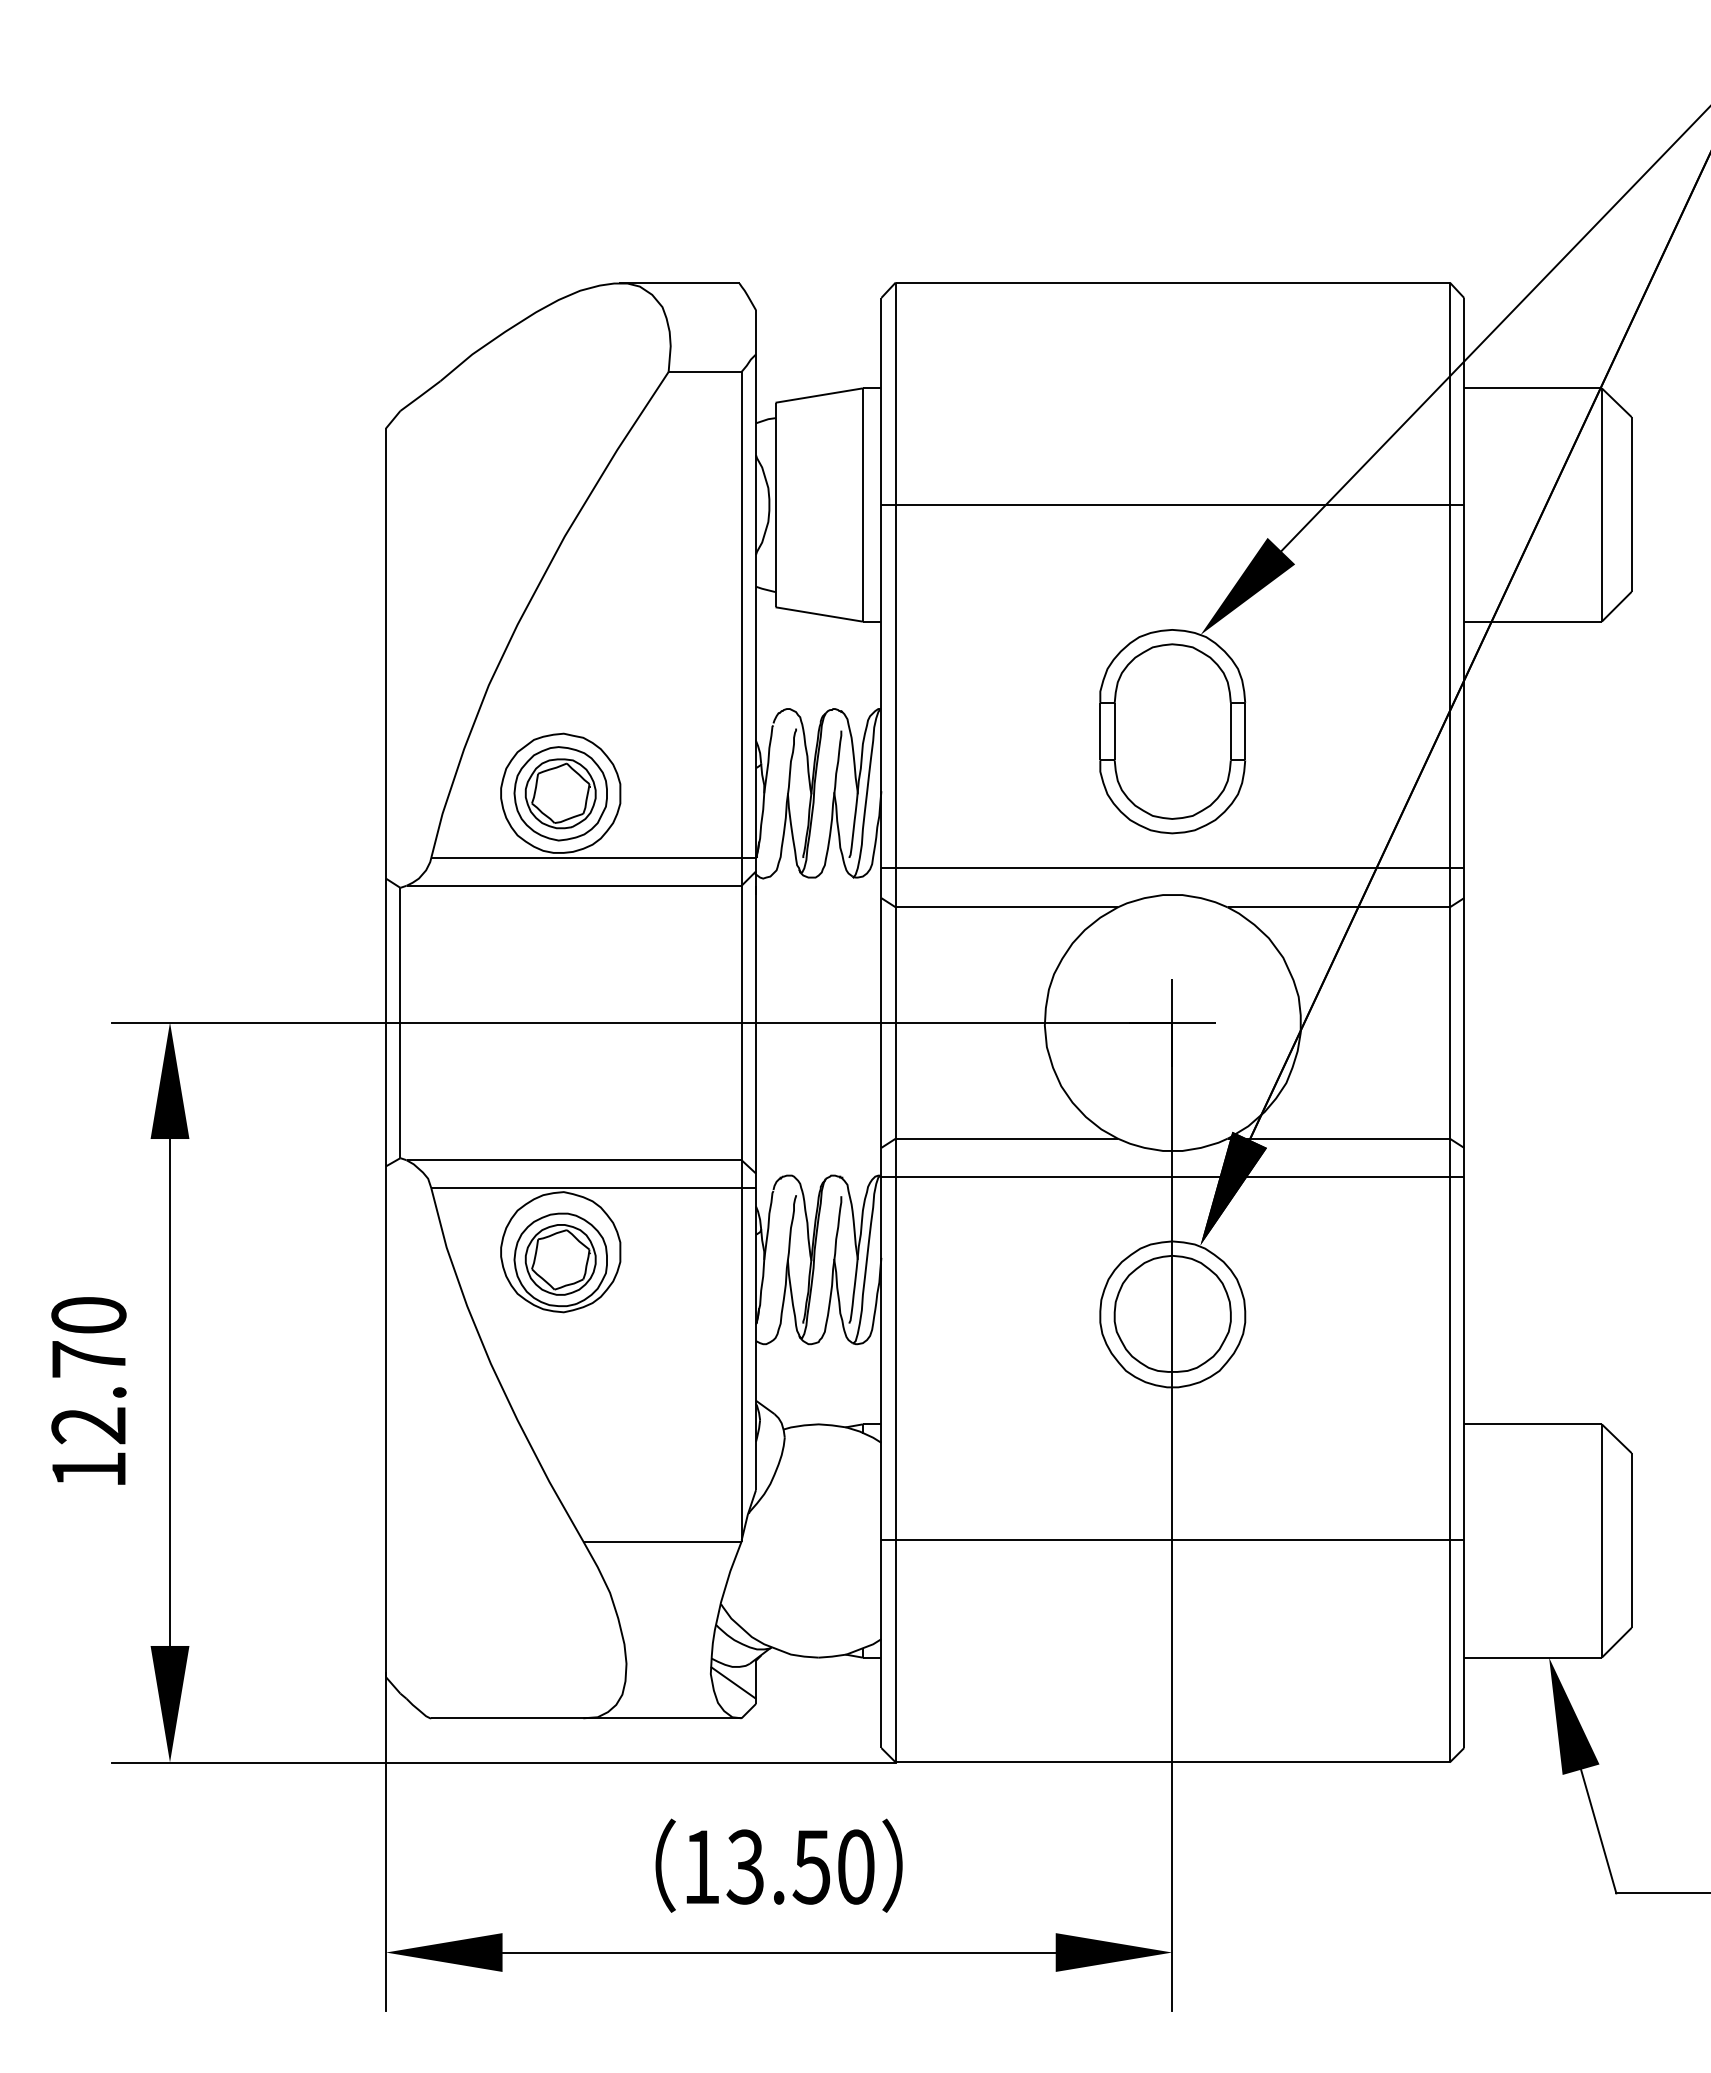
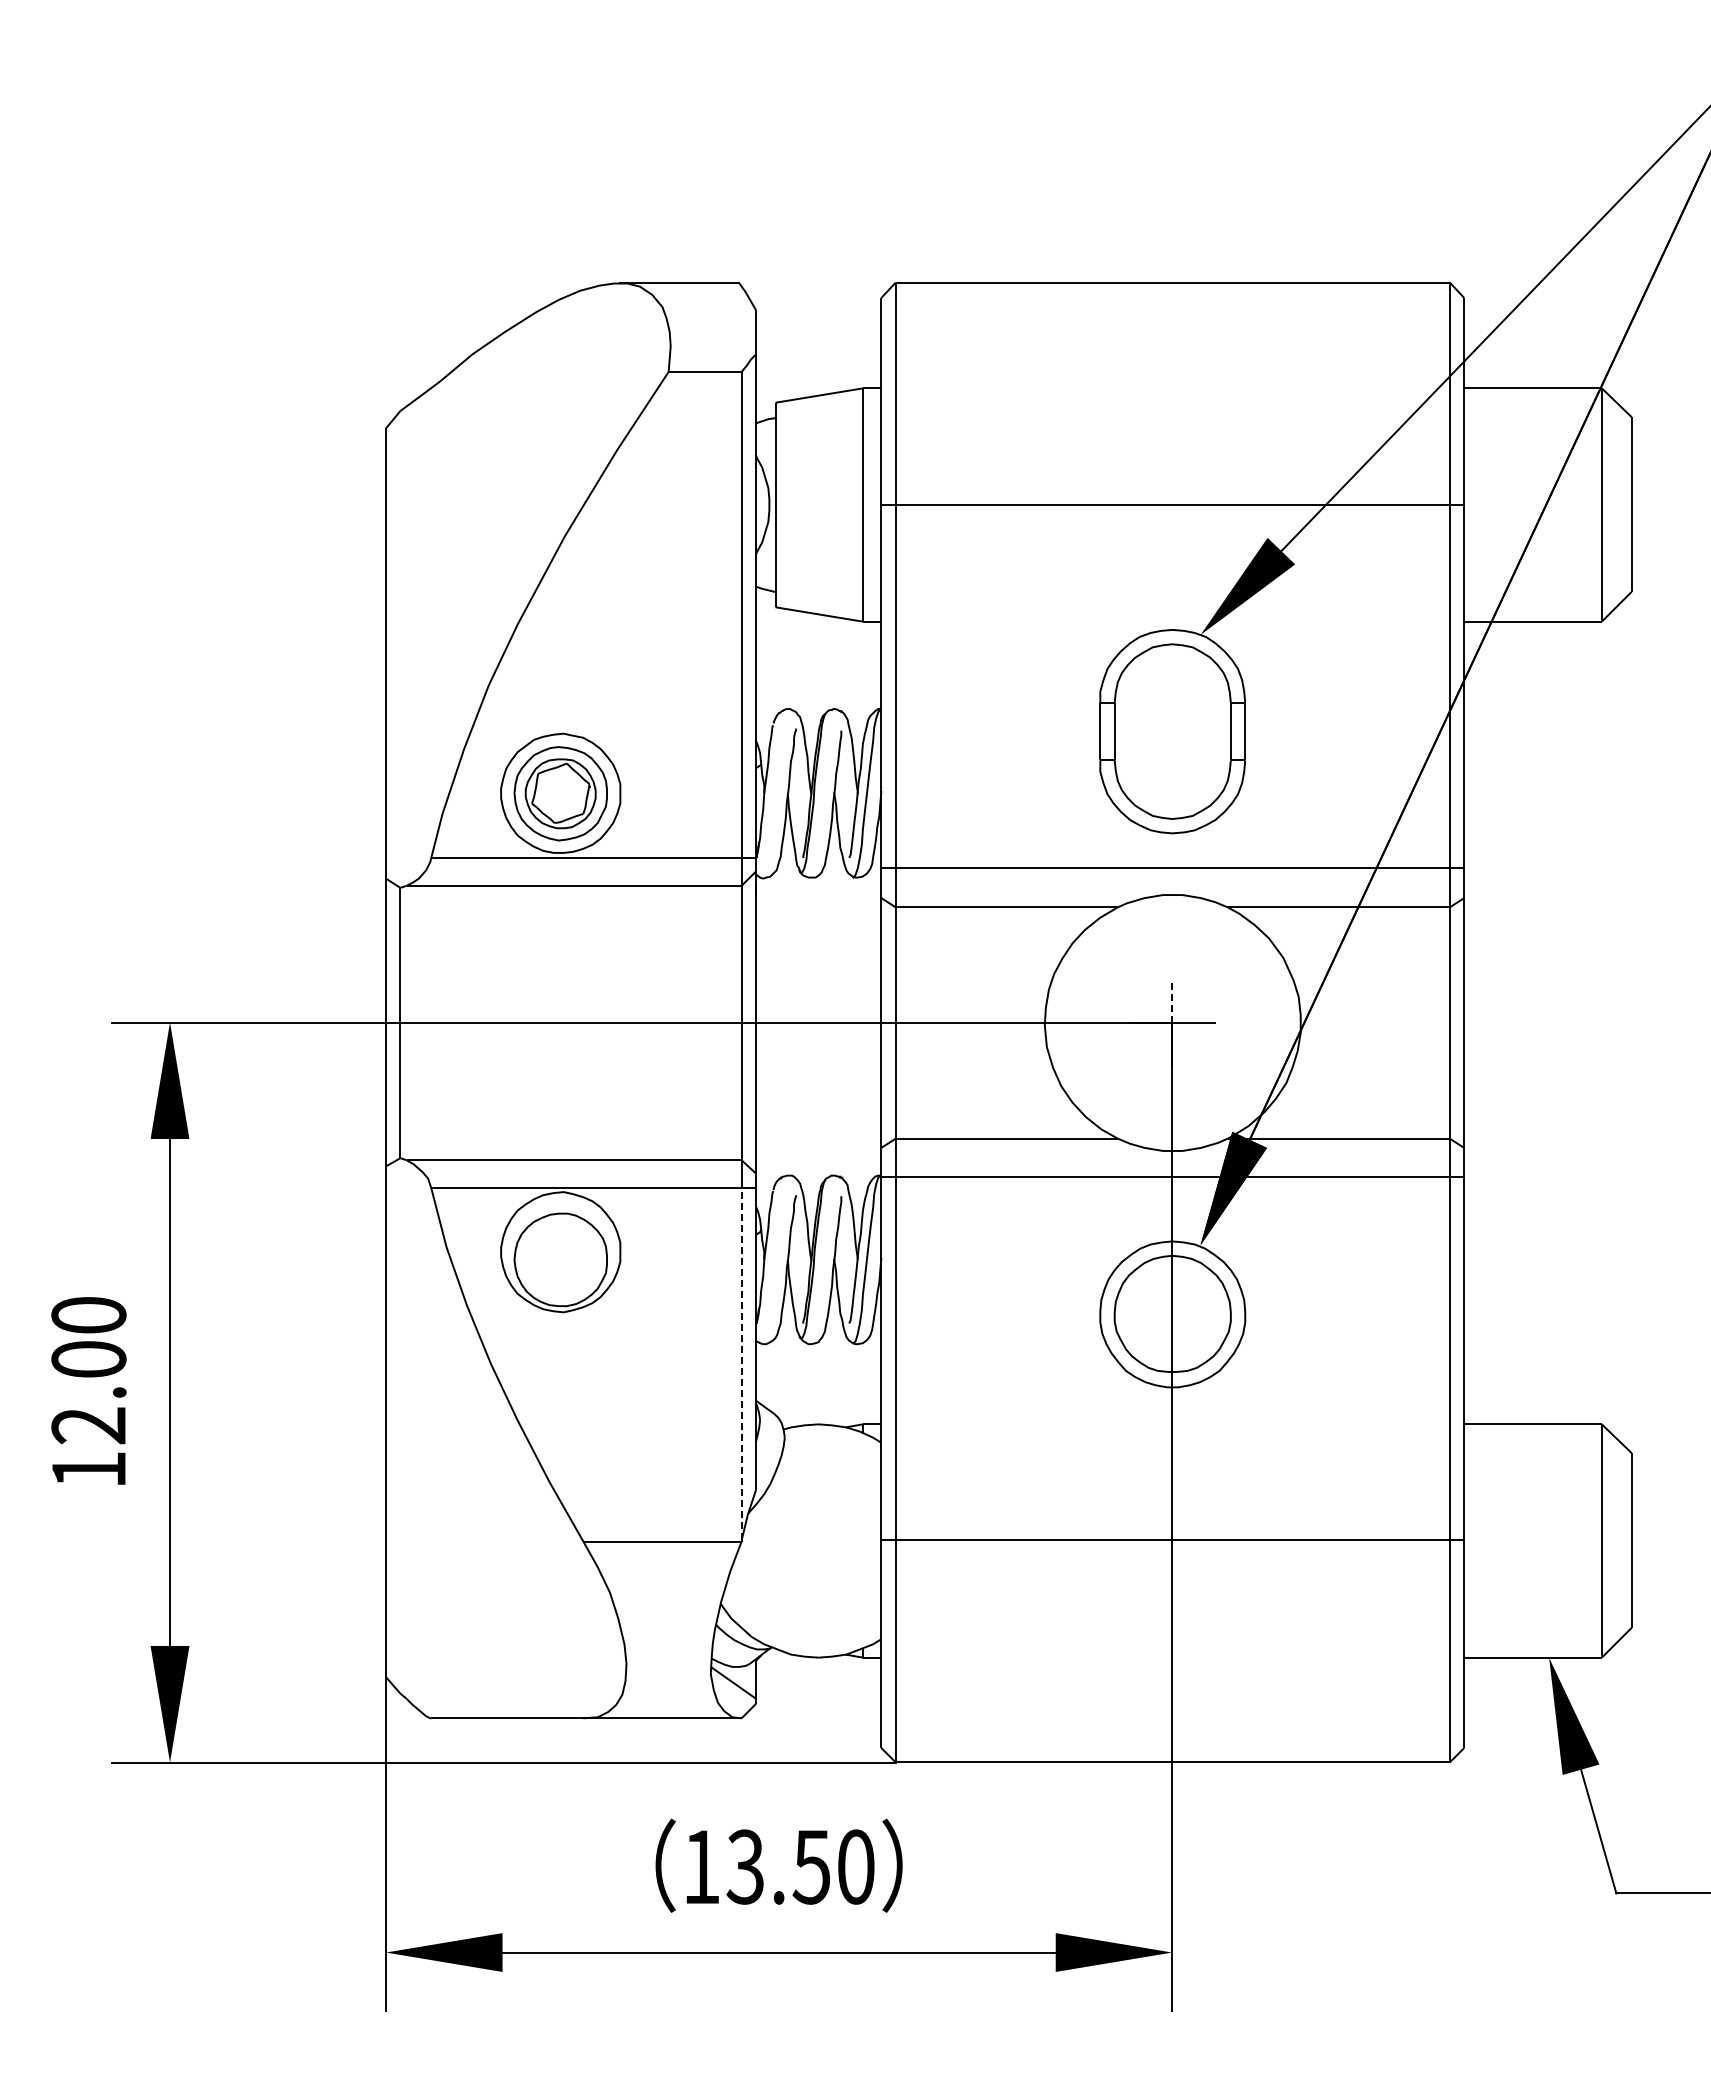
line: solid -> dashed (1172, 1000)
part: present -> none (560, 1259)
text: 12.70 -> 12.00 (88, 1359)
line: solid -> dashed (741, 1363)
